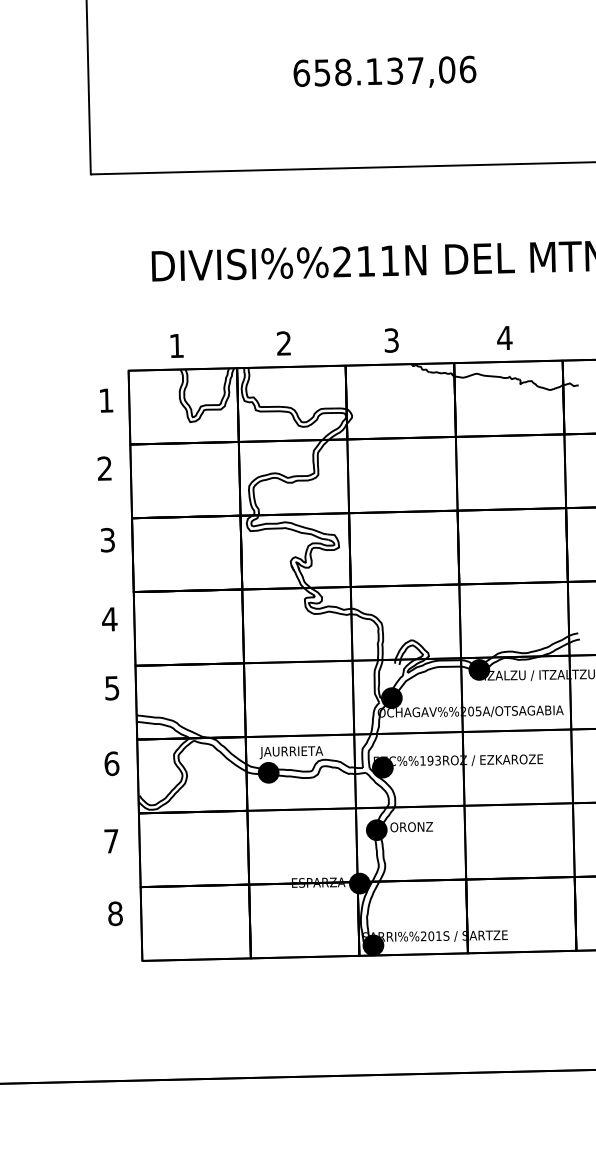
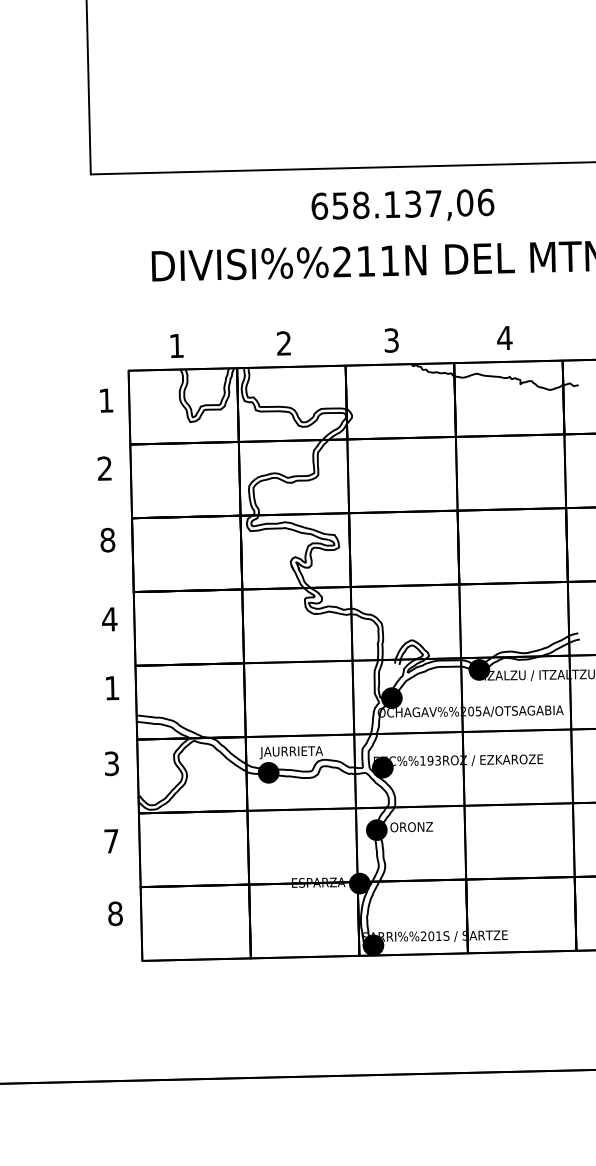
text position: (384, 71) -> (402, 204) (402, 204)
text: 3 -> 8 (107, 540)
text: 5 -> 1 (112, 688)
text: 6 -> 3 (111, 763)
